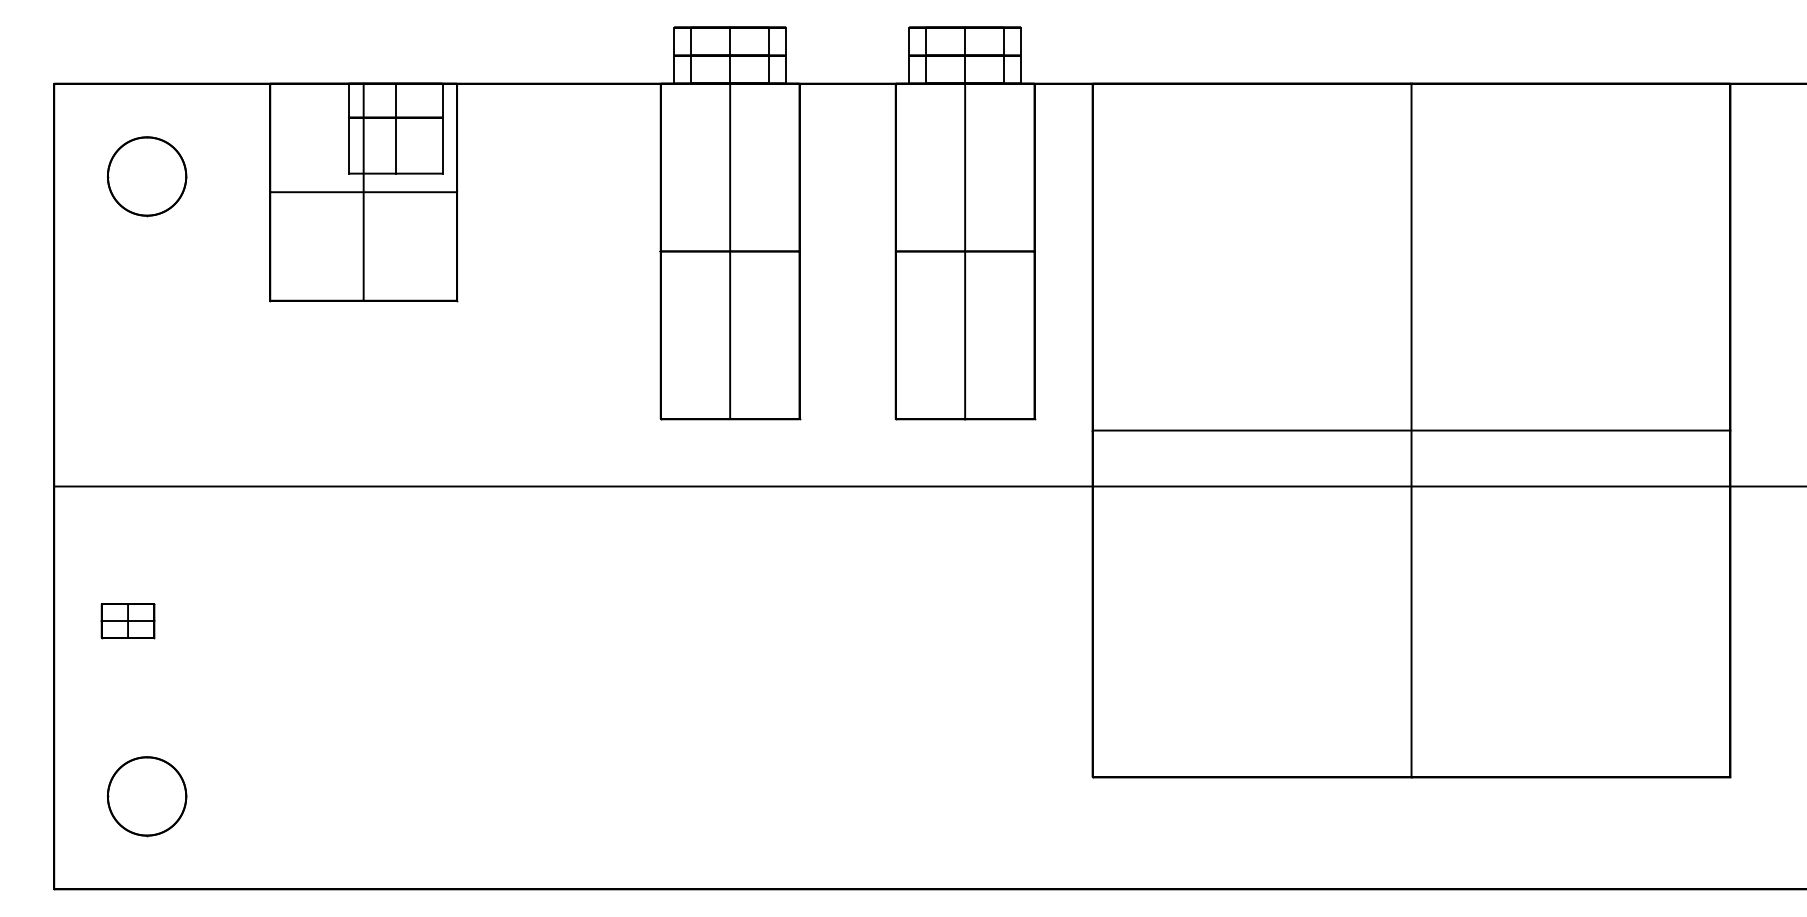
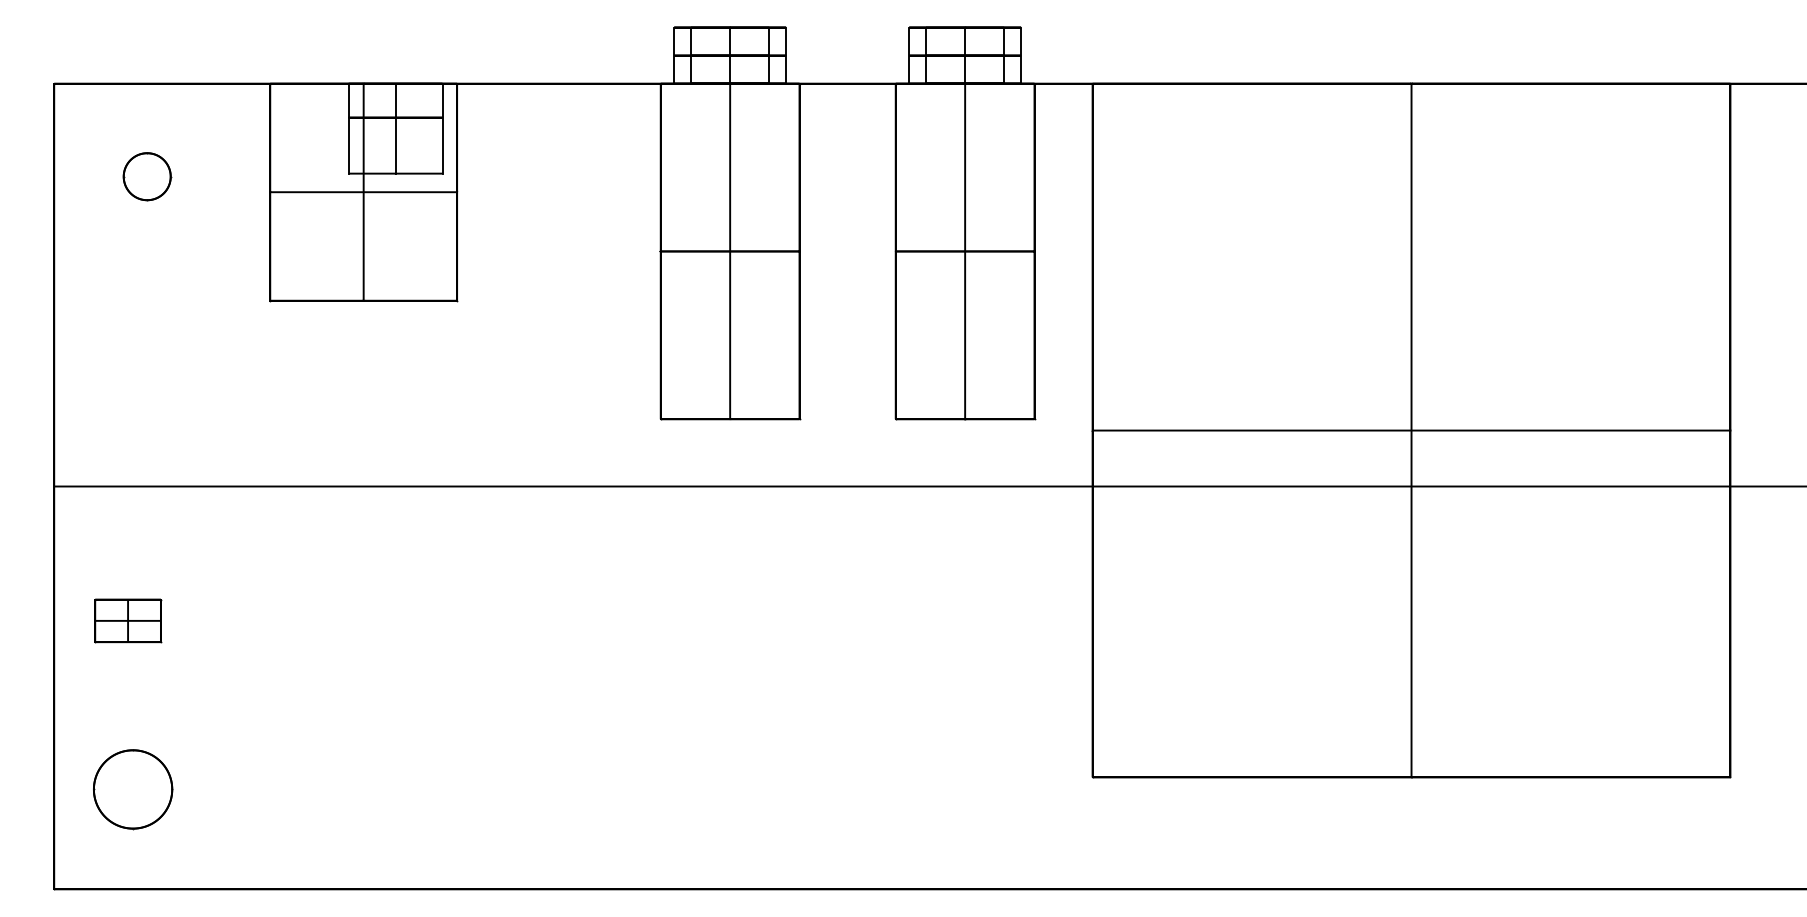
part size: 81x82 px -> 51x50 px (147, 176)
part size: 56x37 px -> 69x46 px (128, 620)
part position: (147, 796) -> (133, 789) (133, 789)
